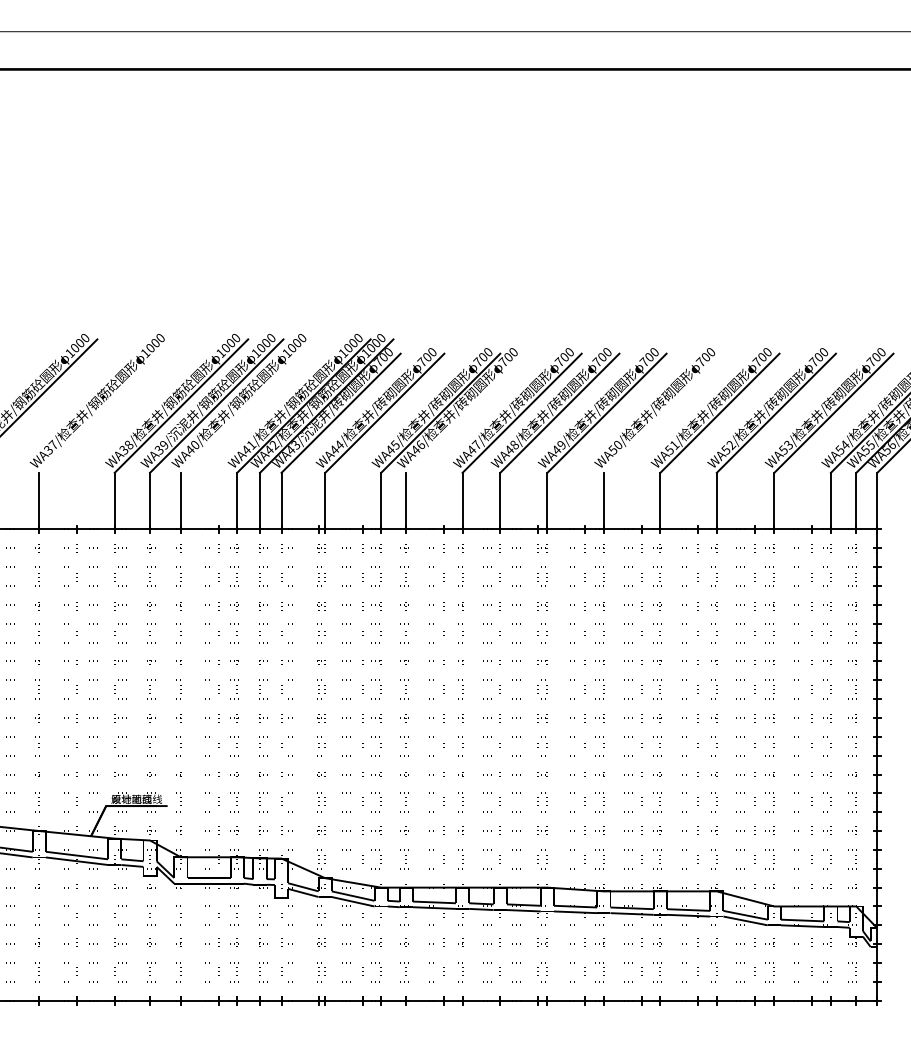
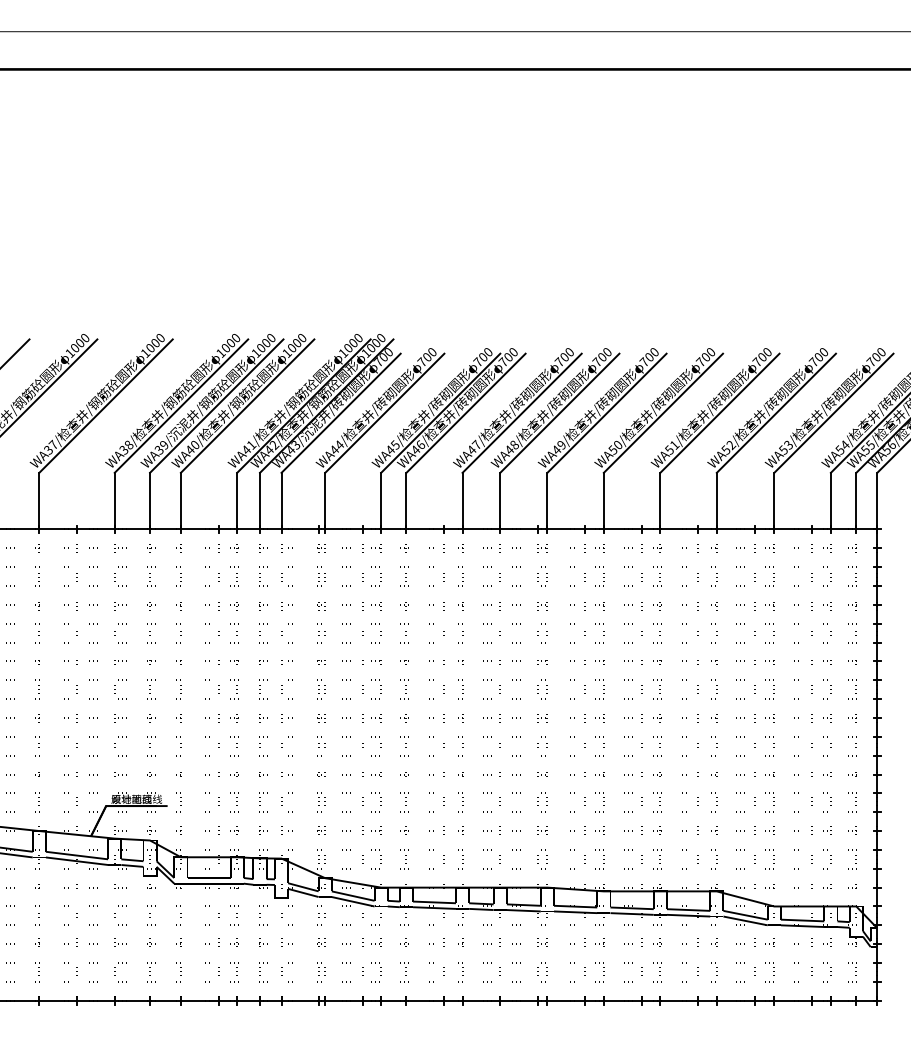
line: none -> present (15, 352)
line: none -> present (105, 405)
line: none -> present (247, 405)
line: none -> present (465, 412)
line: none -> present (663, 412)
